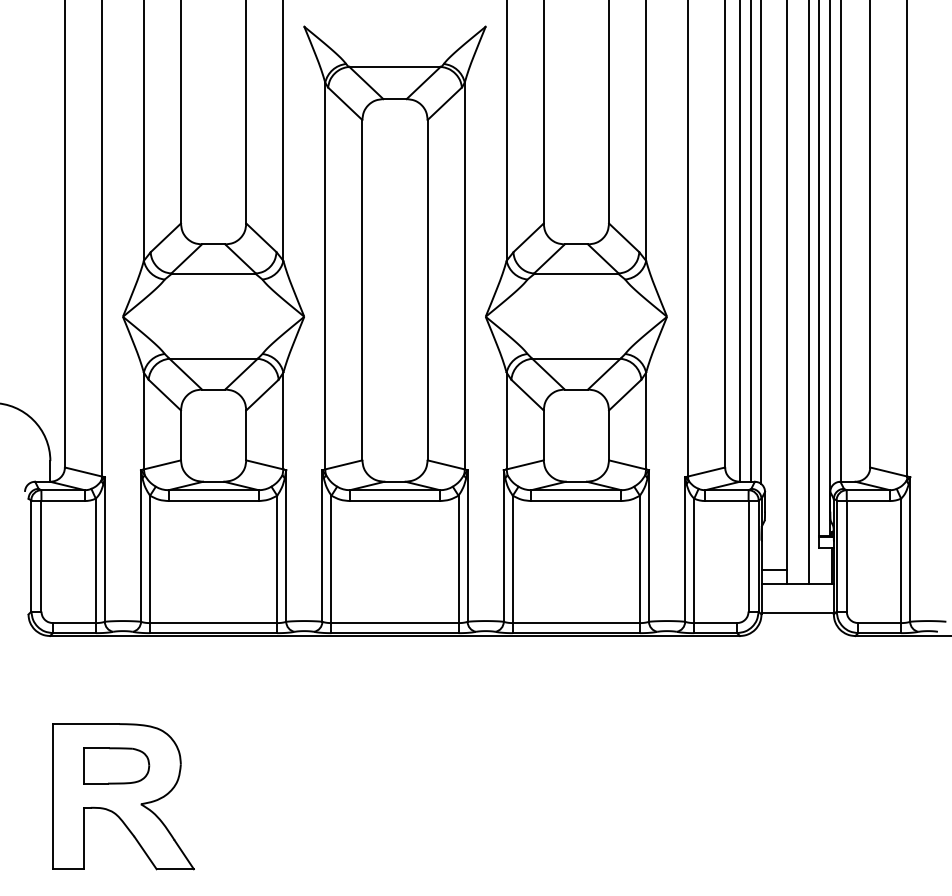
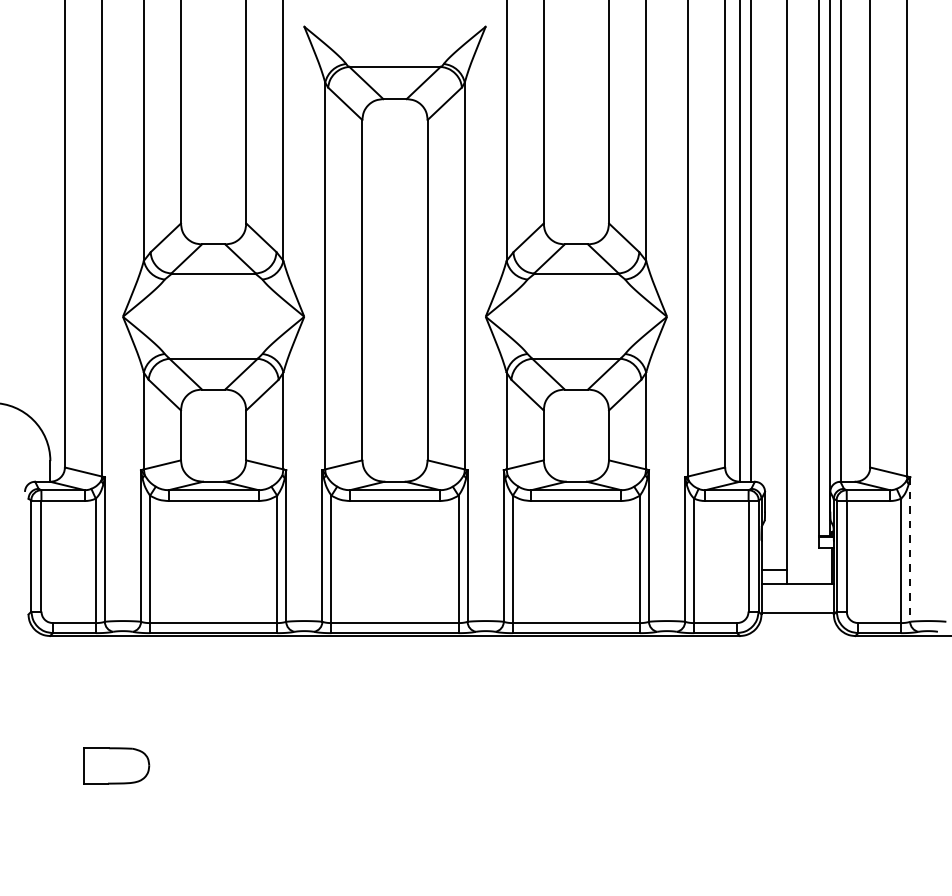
line: present -> none (761, 243)
line: present -> none (808, 293)
line: solid -> dashed (910, 550)
part: present -> none (123, 796)
